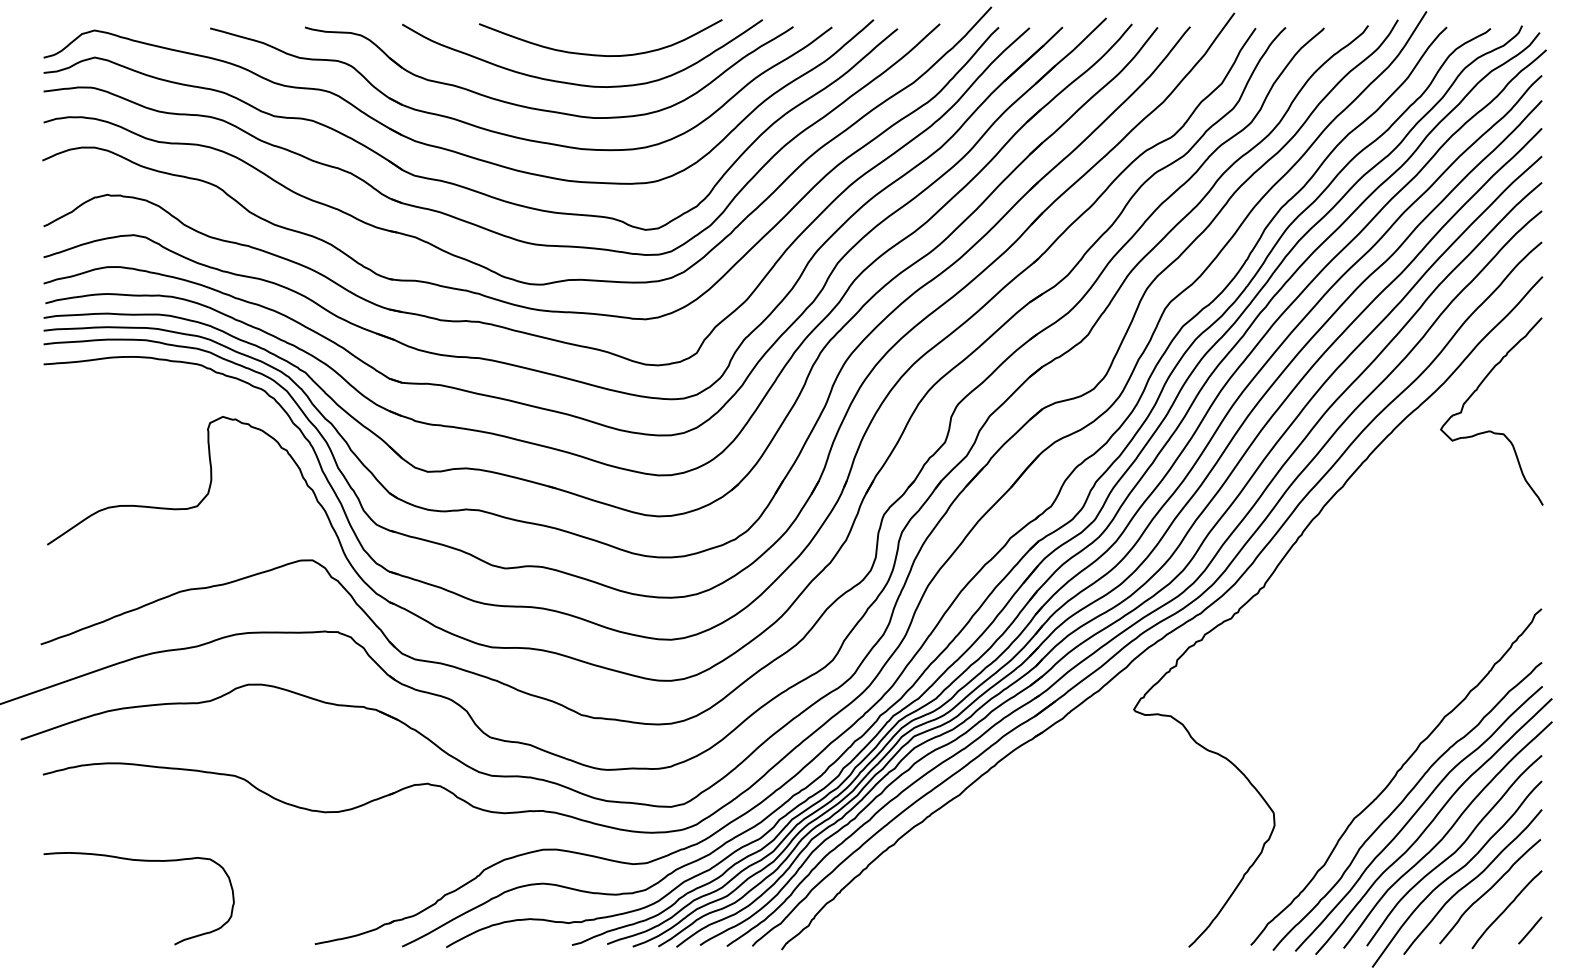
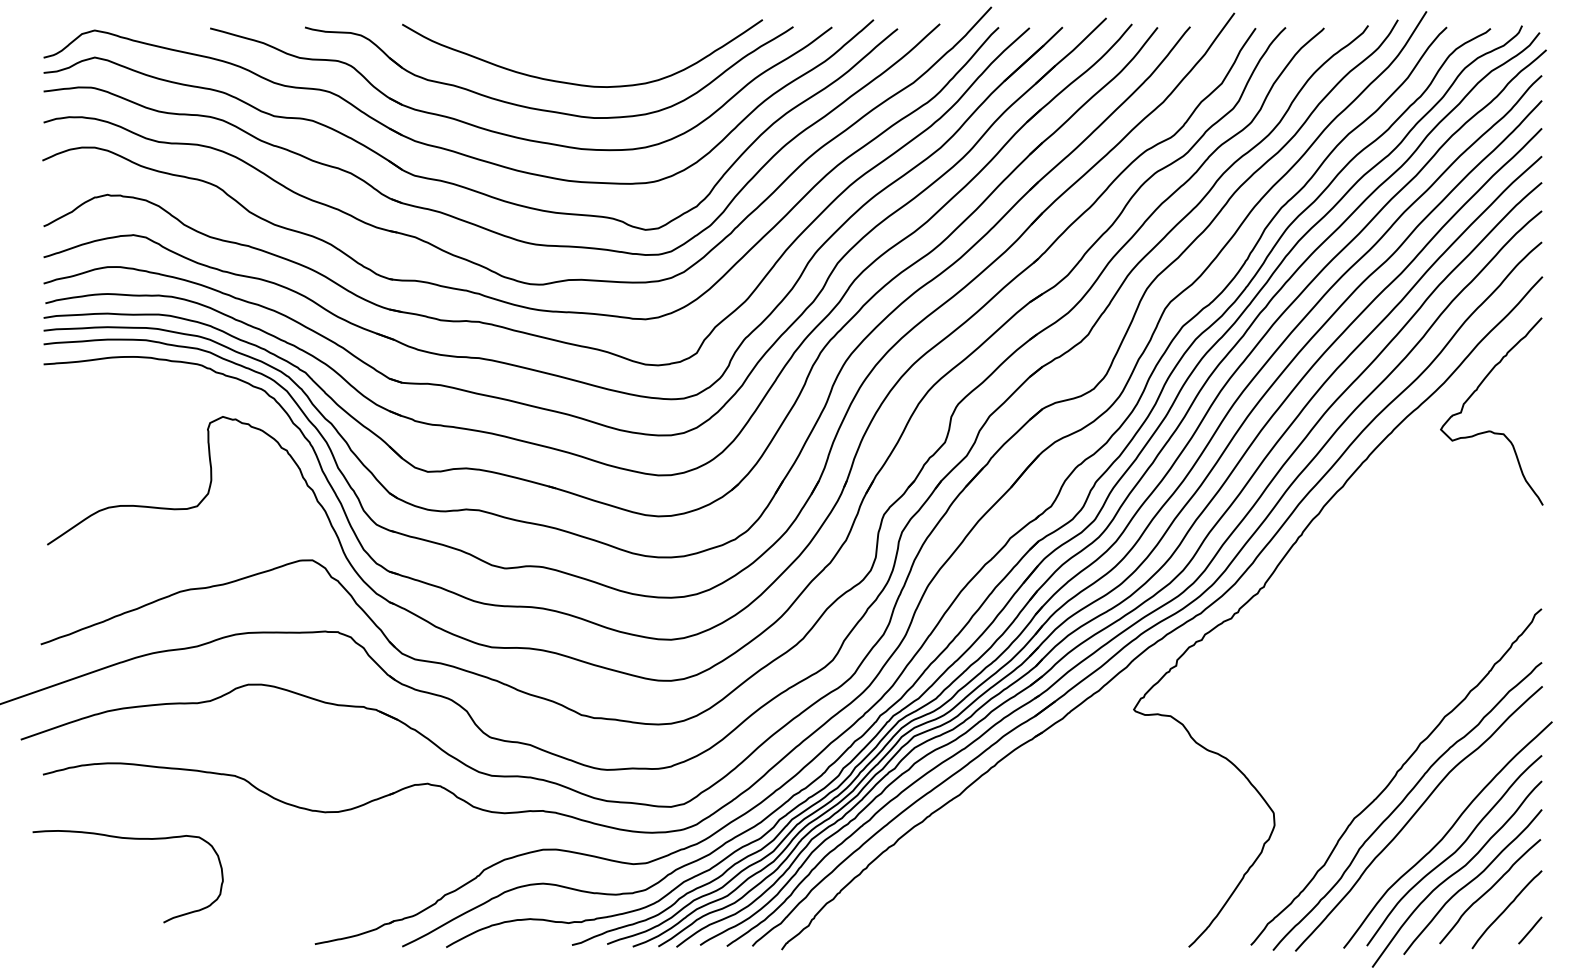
curve: present -> none (600, 54)
curve: present -> none (1430, 825)
curve position: (138, 861) -> (127, 839) (127, 839)
